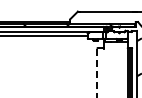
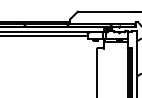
line: dashed -> solid (97, 73)
